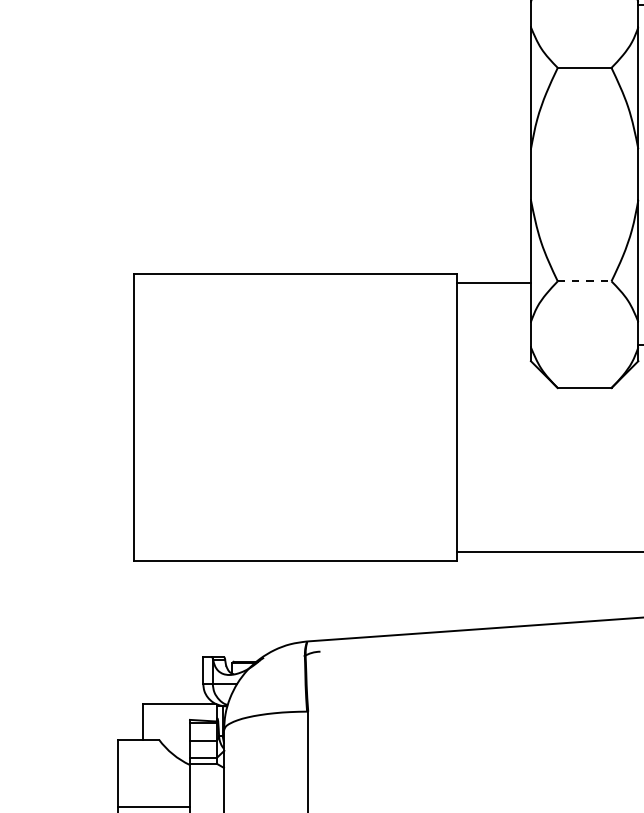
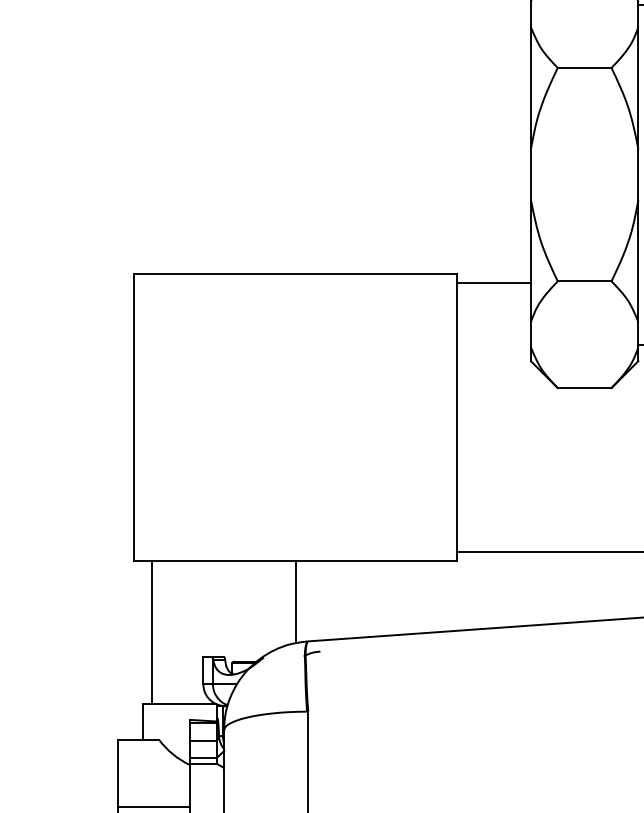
line: dashed -> solid (584, 281)
line: none -> present (295, 601)
line: none -> present (152, 631)
